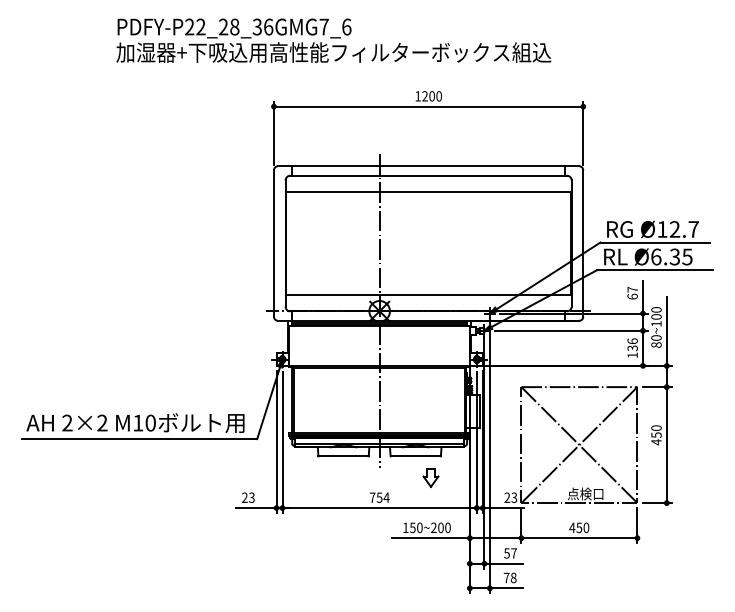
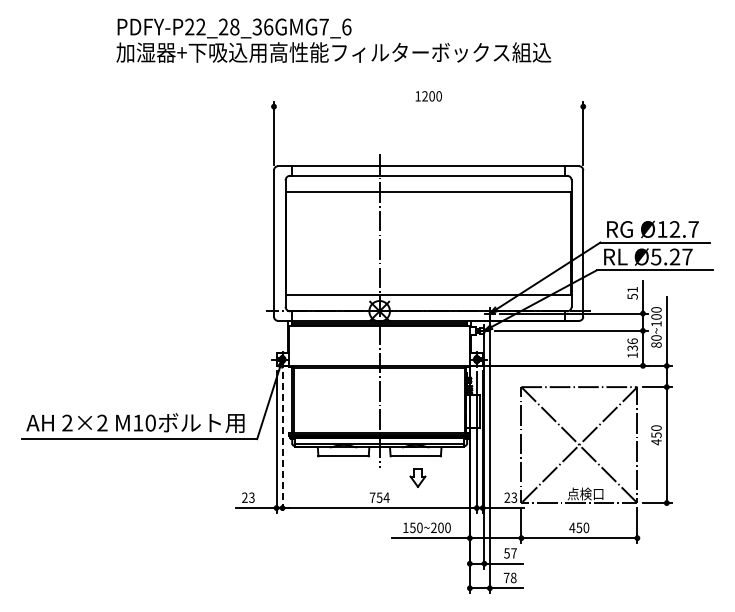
line: present -> none (428, 106)
text: Ø6.35 -> Ø5.27 (671, 256)
text: 67 -> 51 (632, 292)
line: solid -> dashed (282, 443)
part position: (430, 477) -> (417, 477) (417, 477)
